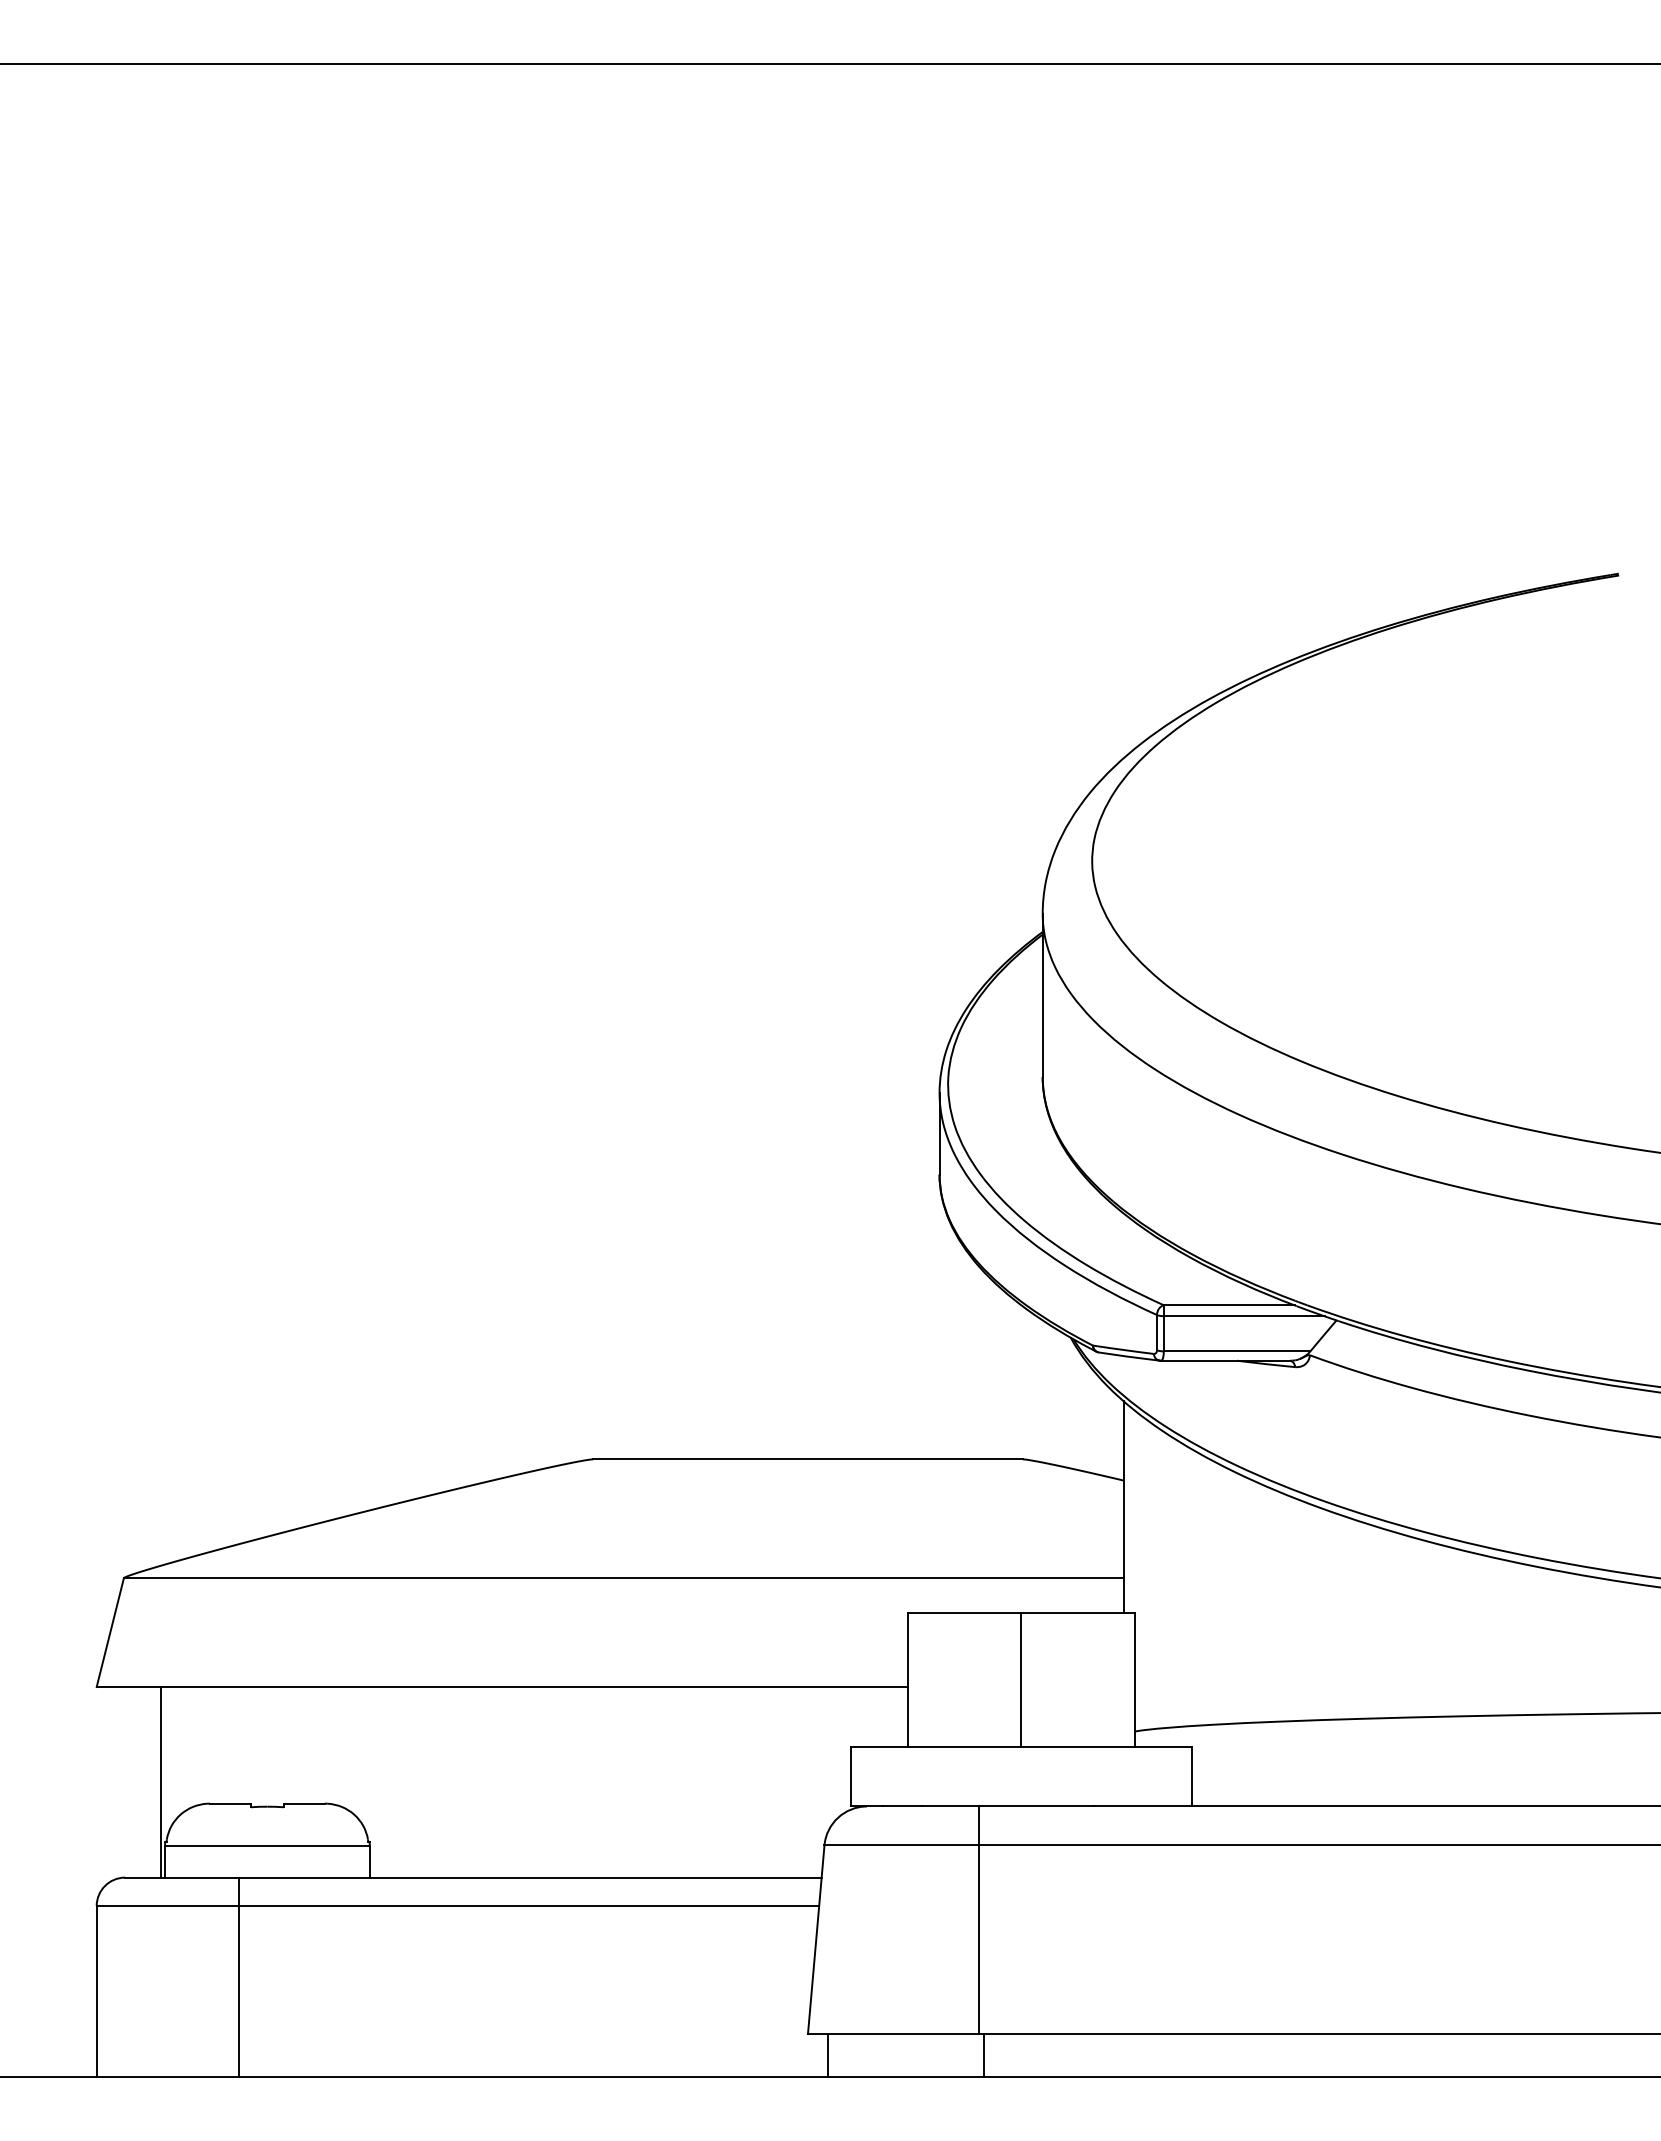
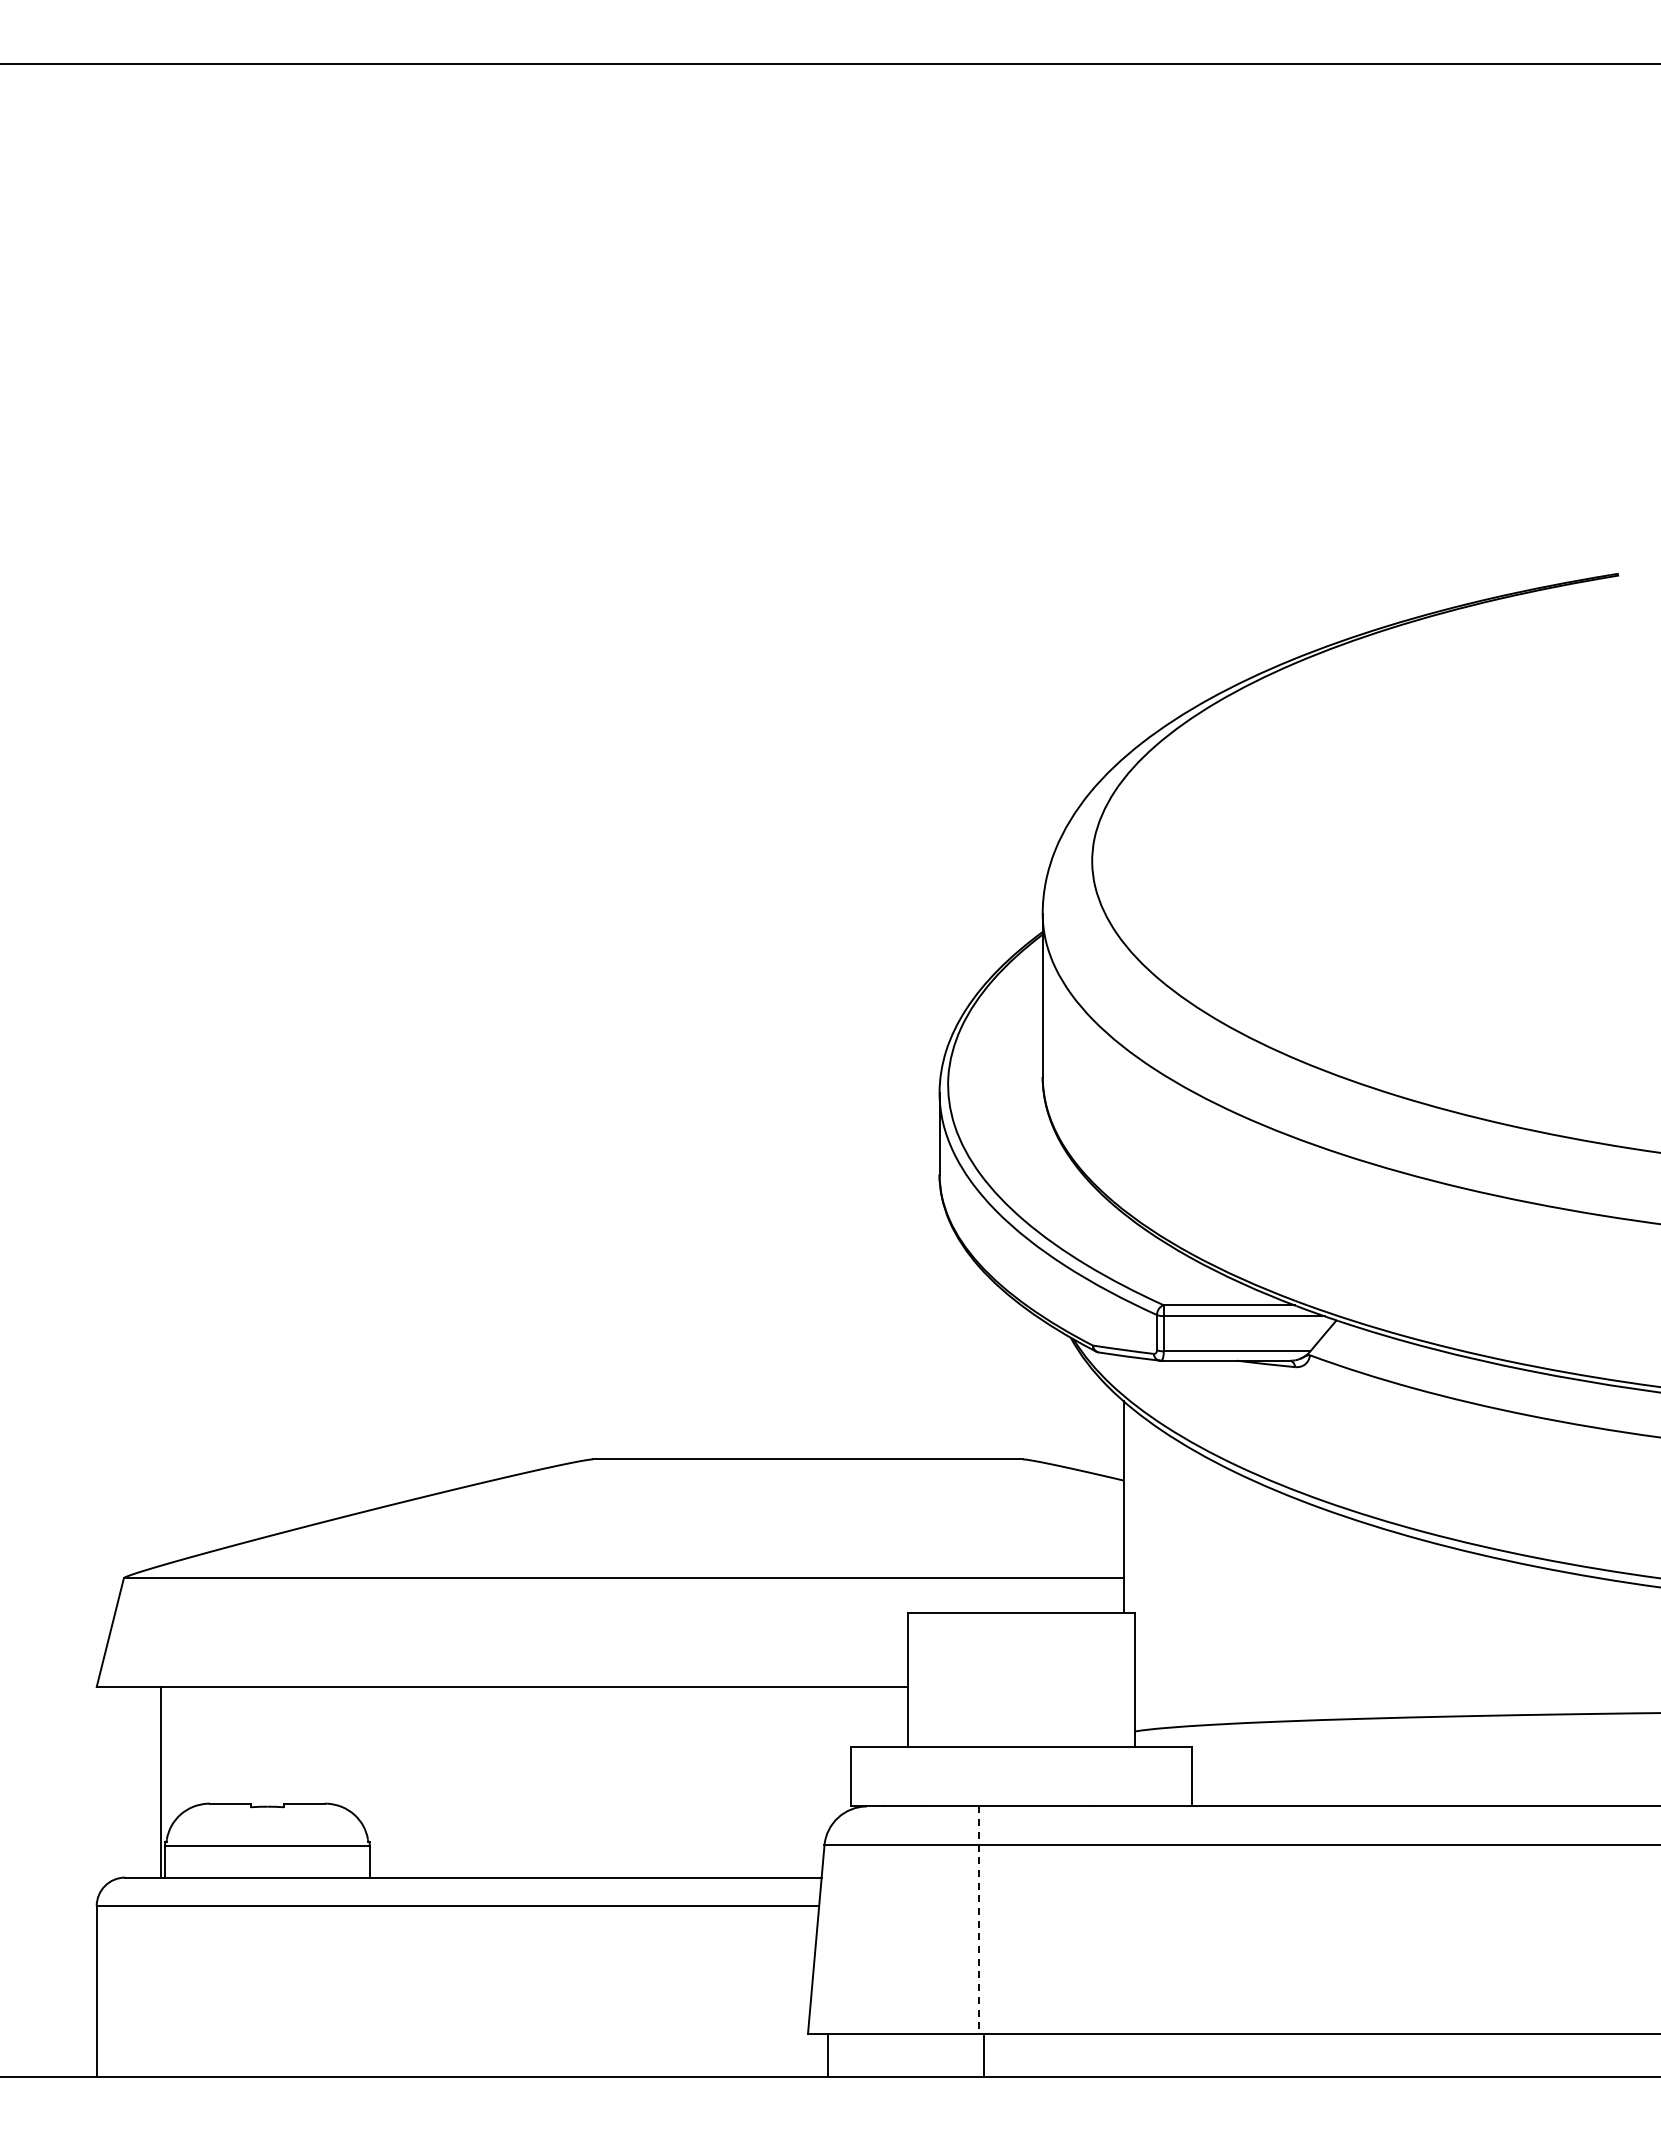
line: present -> none (1021, 1679)
line: solid -> dashed (978, 1920)
line: present -> none (238, 1976)
